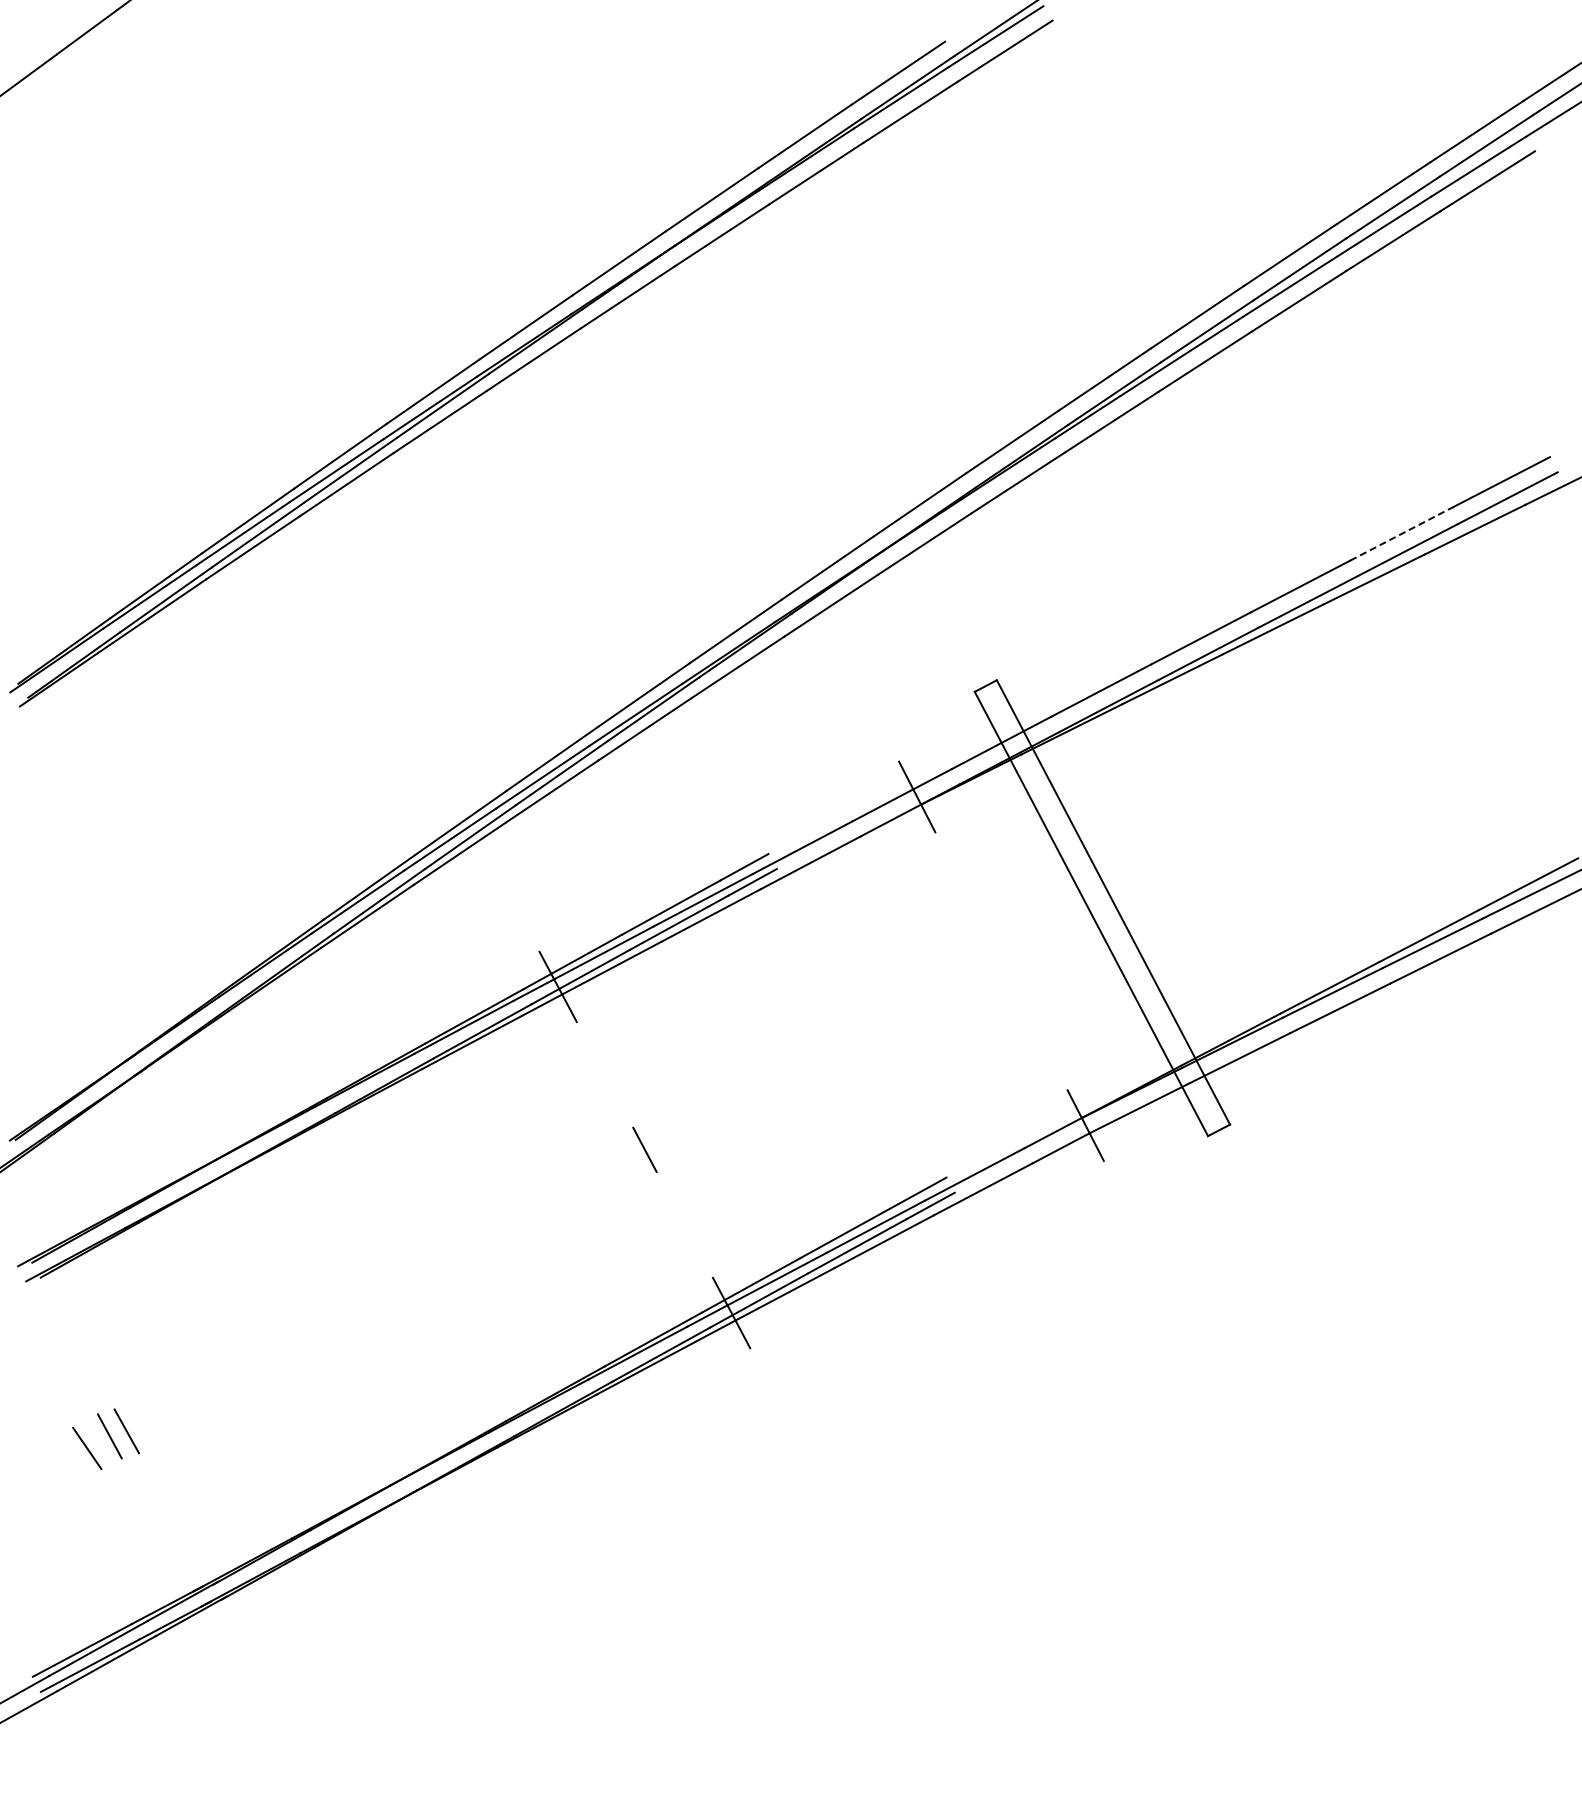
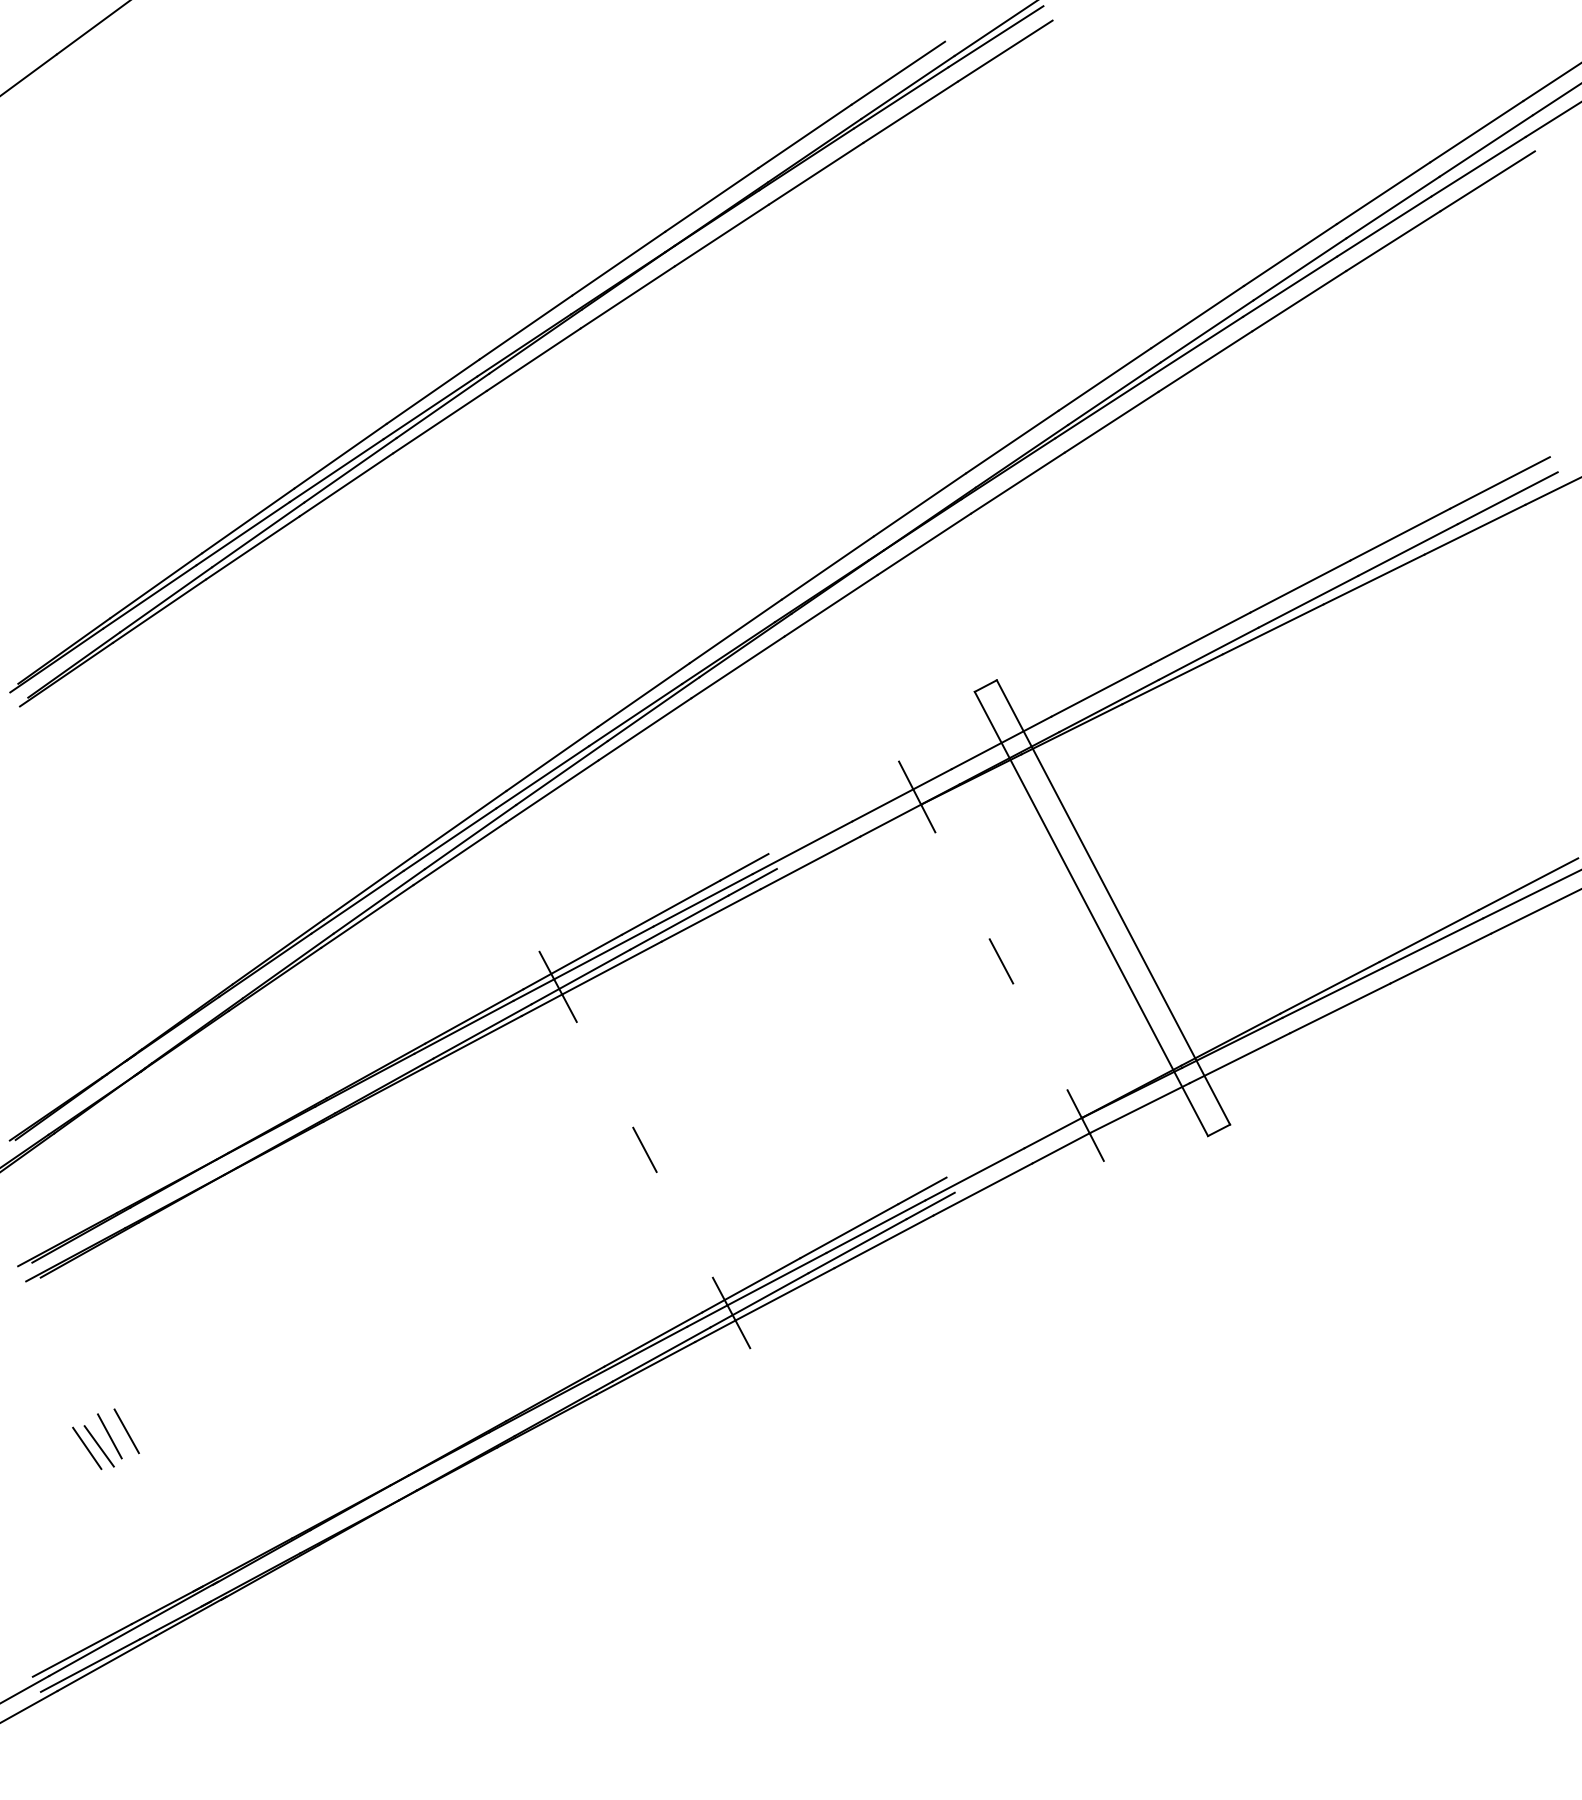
line: dashed -> solid (1400, 534)
line: none -> present (1001, 961)
line: none -> present (98, 1446)
